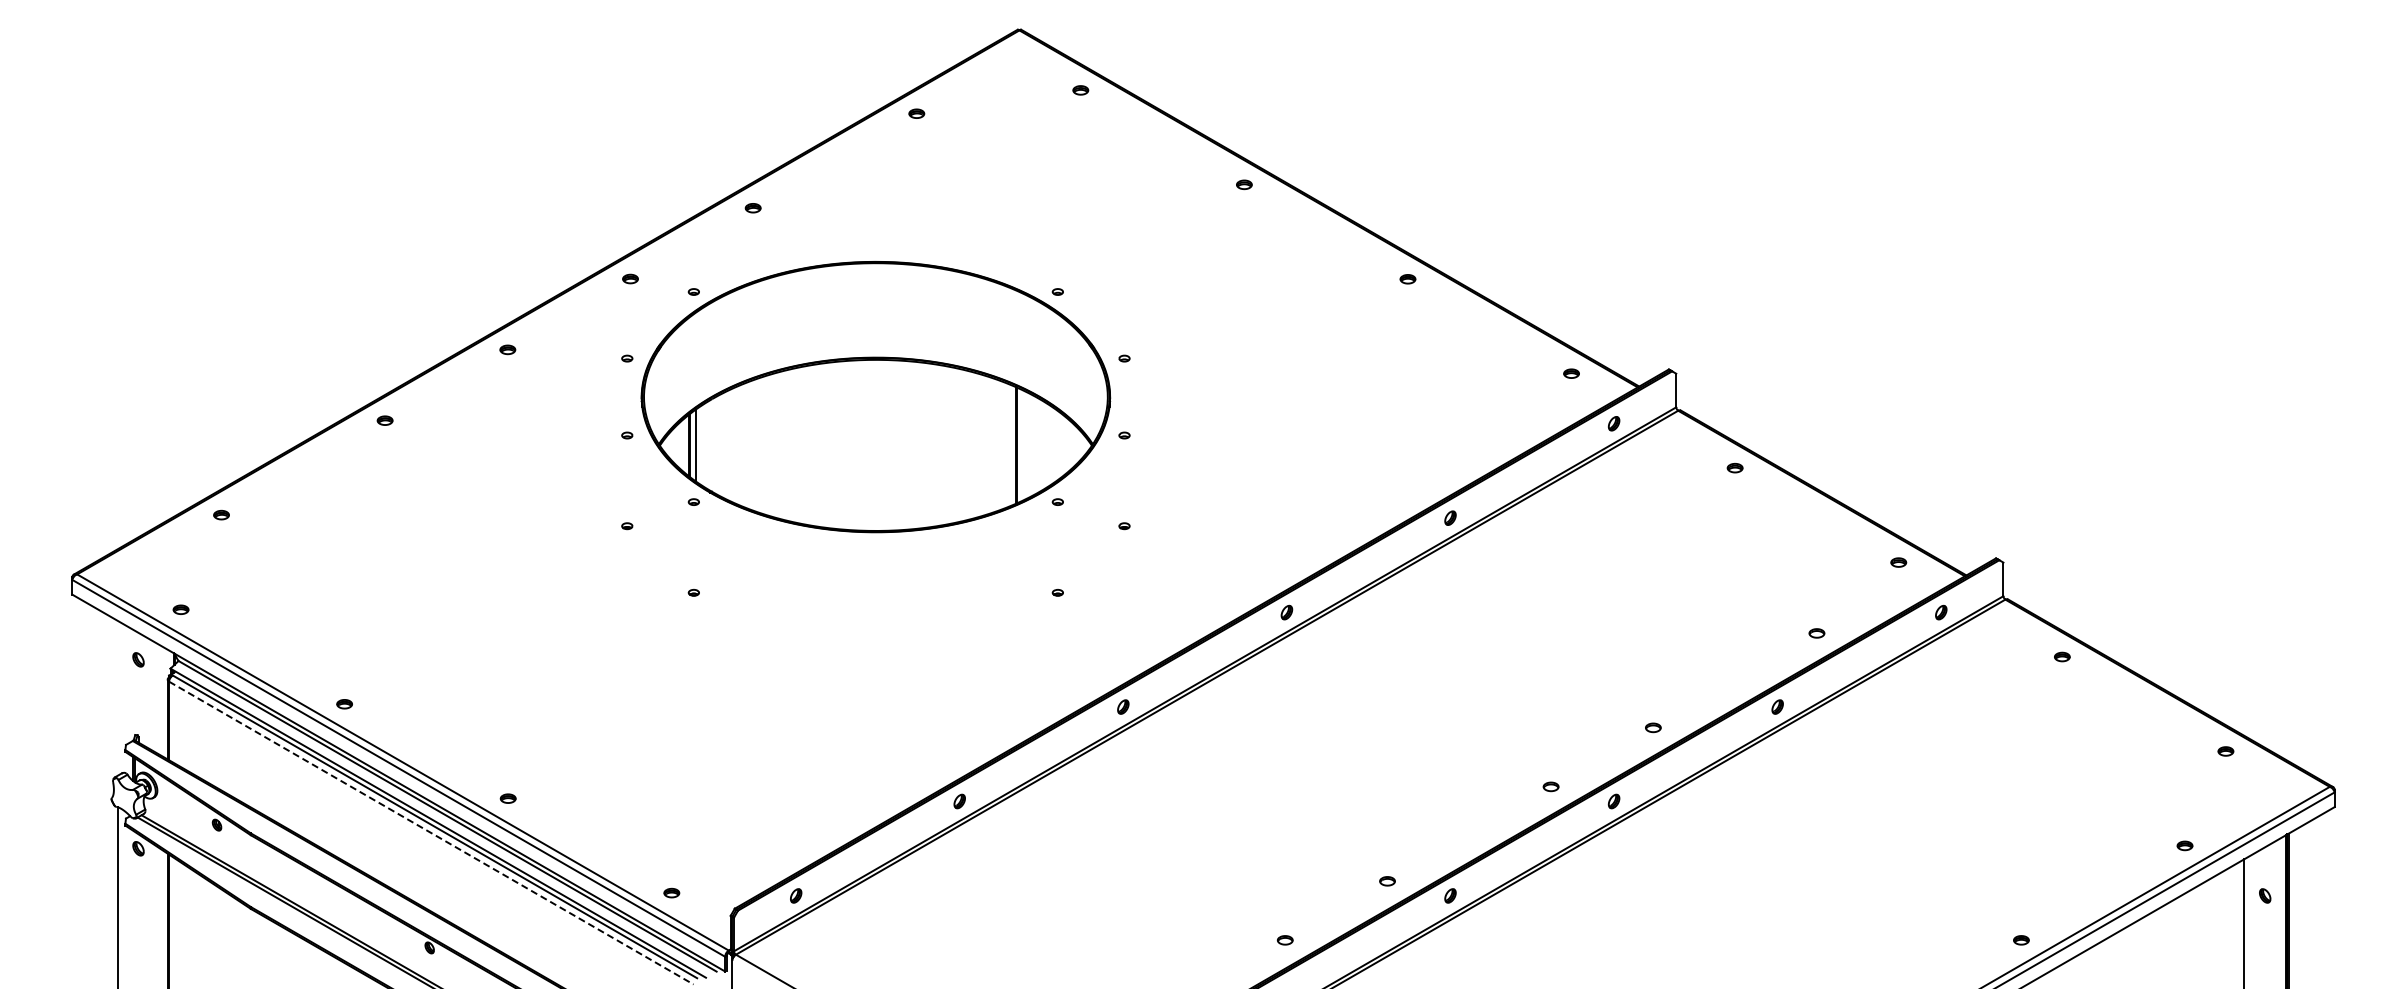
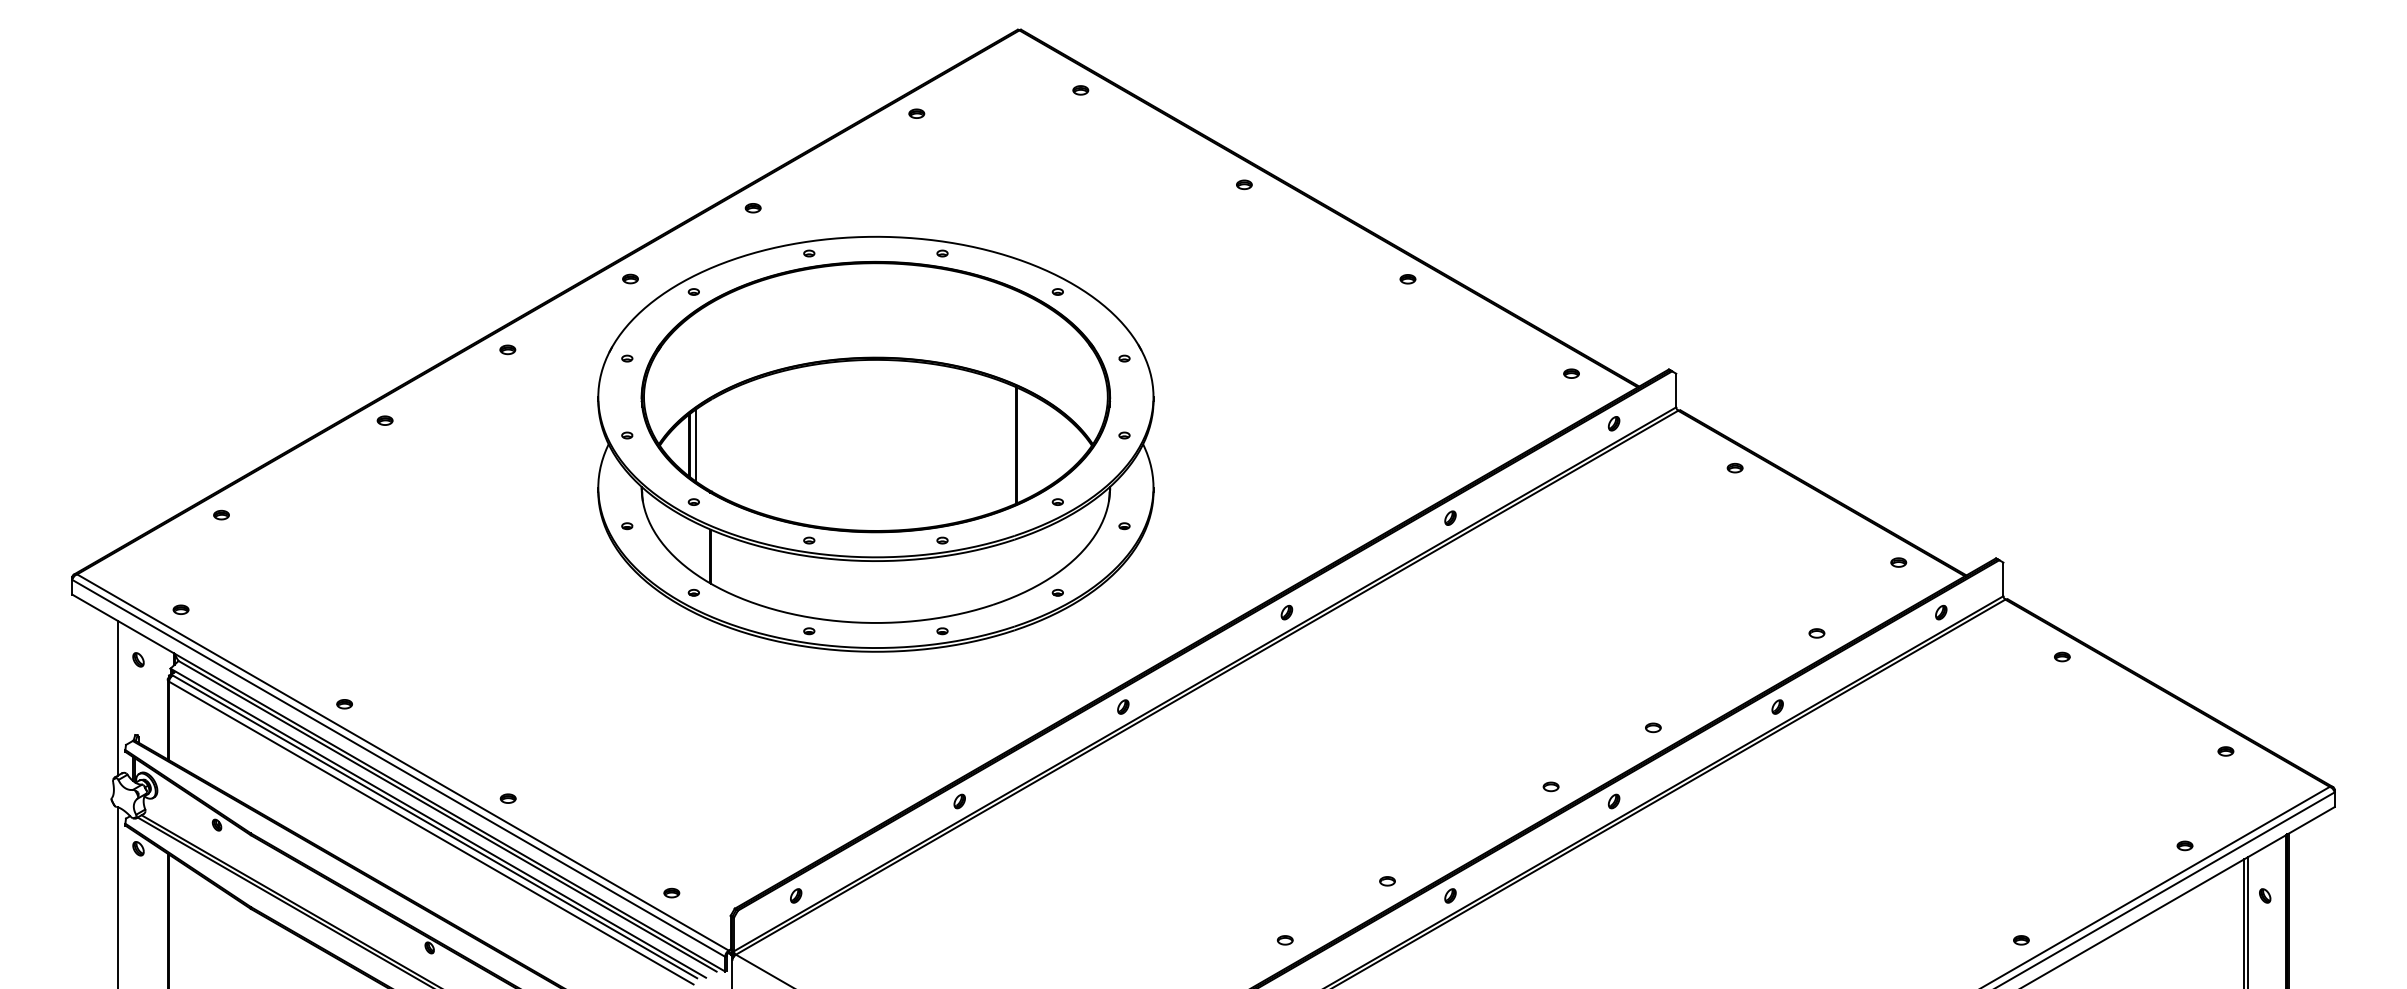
part: none -> present (875, 443)
line: none -> present (118, 698)
line: dashed -> solid (431, 833)
line: none -> present (2248, 920)
